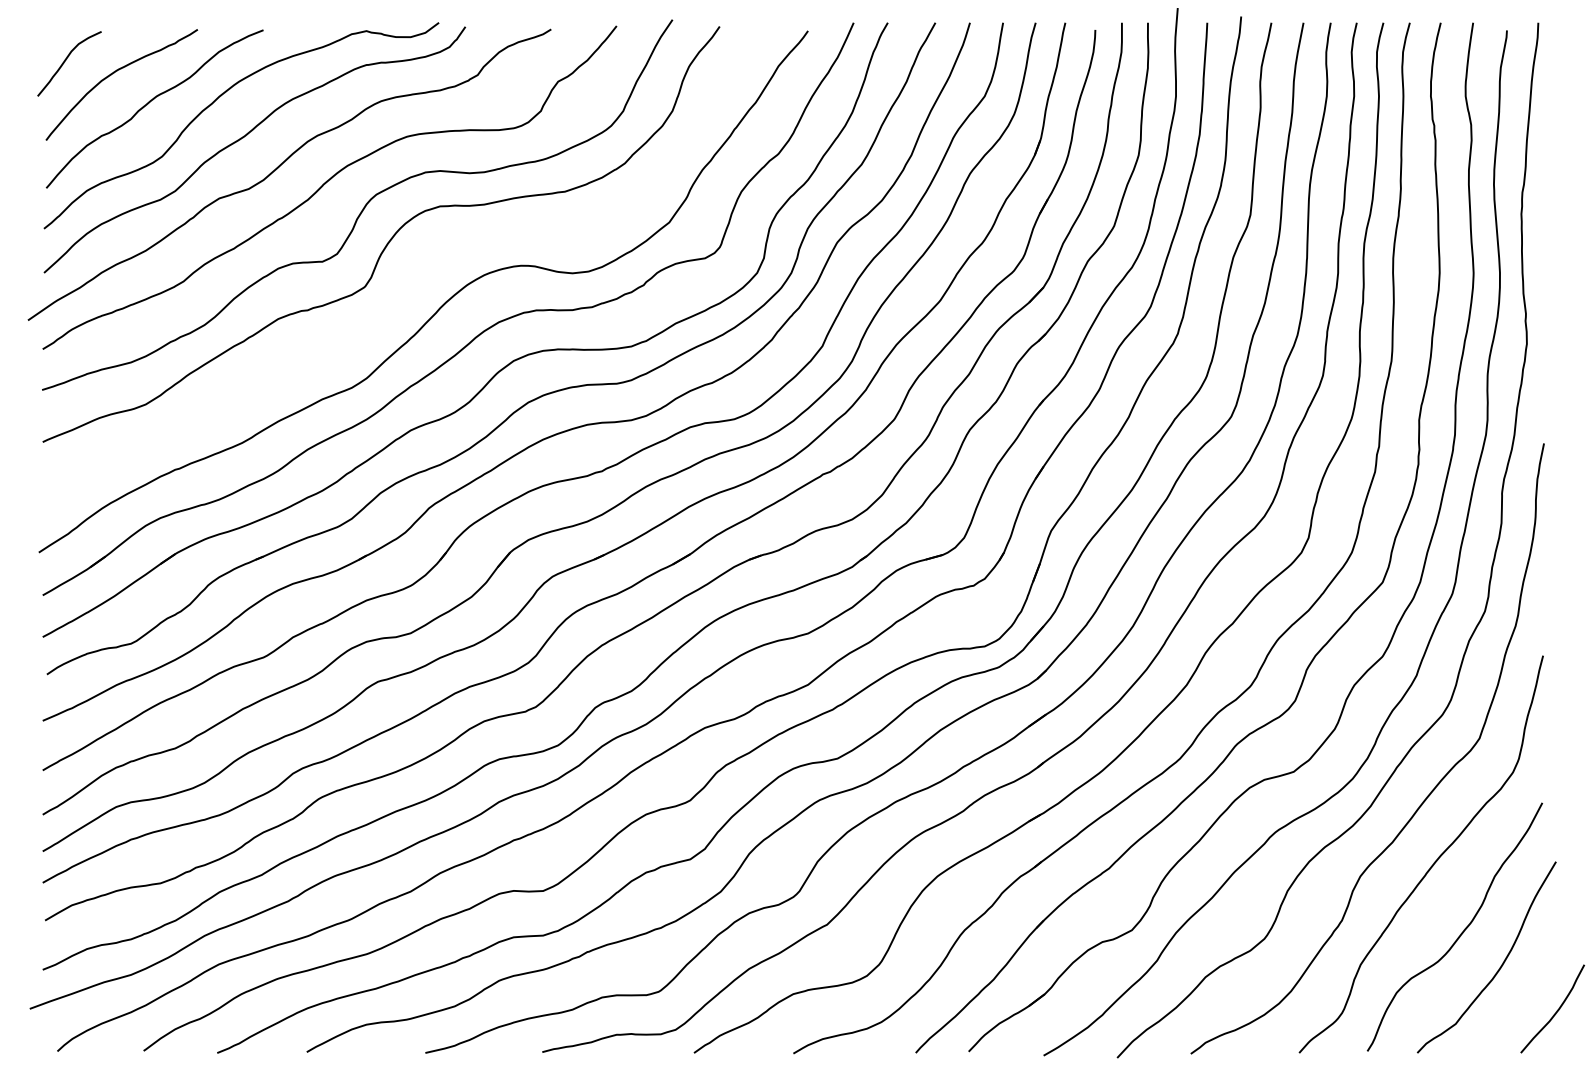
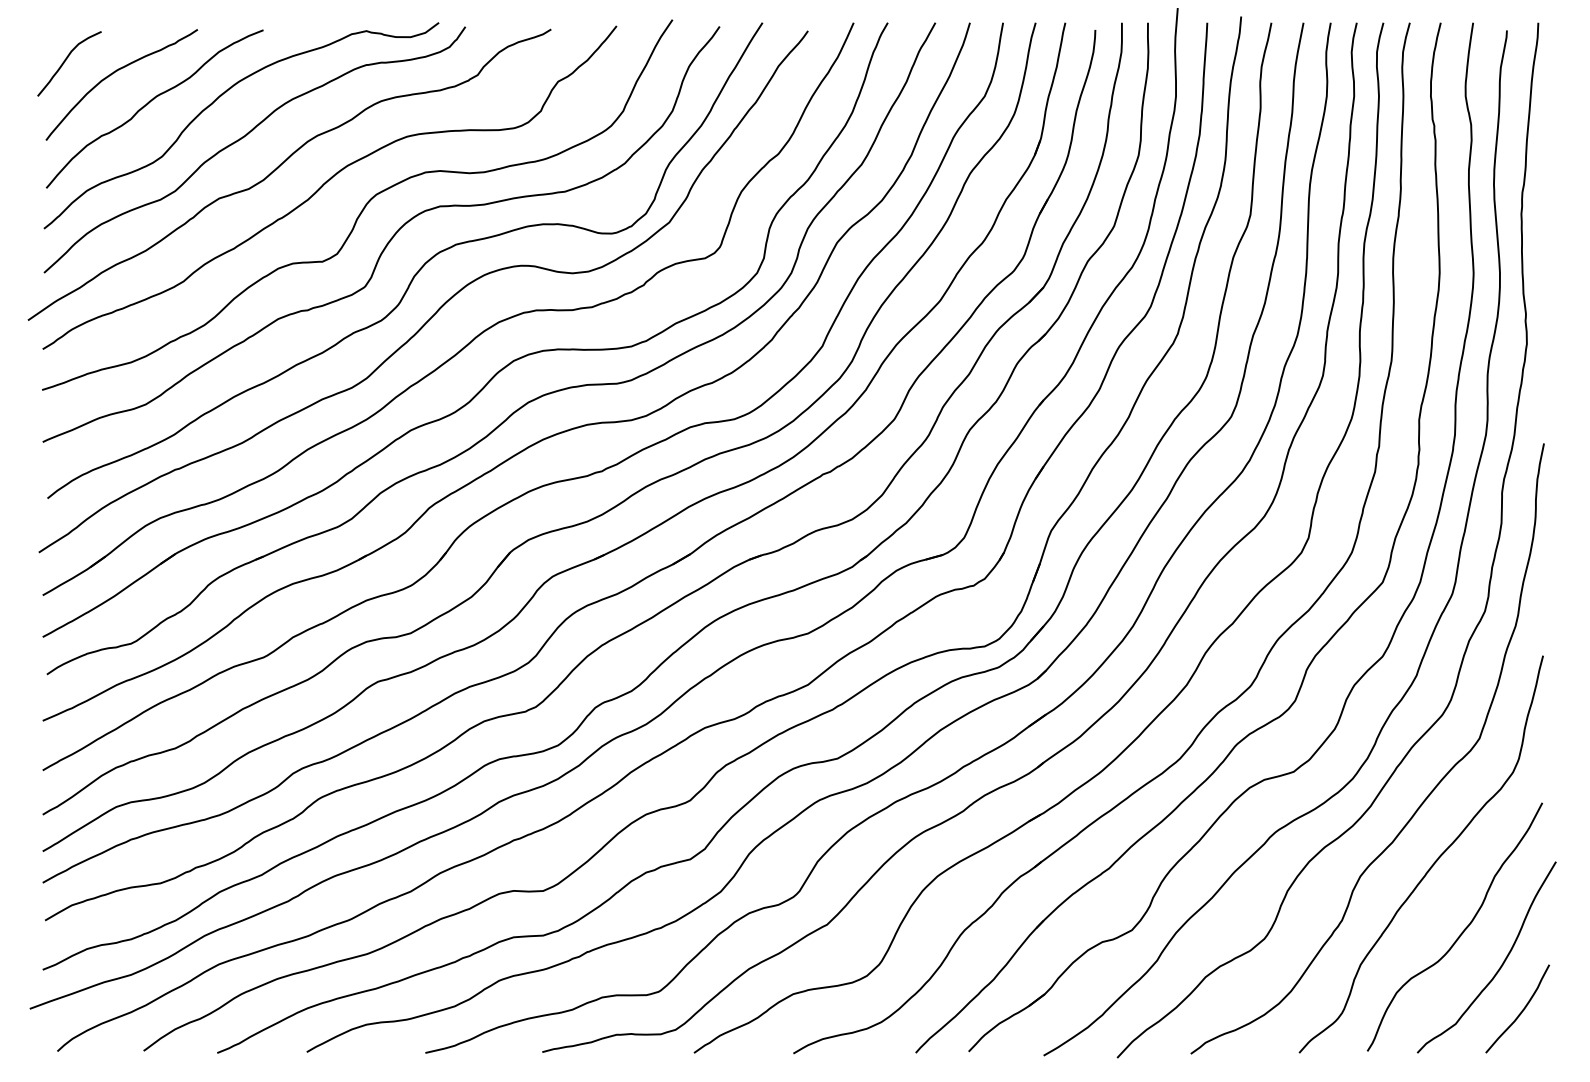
curve: none -> present (419, 268)
curve position: (1556, 1010) -> (1521, 1010) (1521, 1010)
